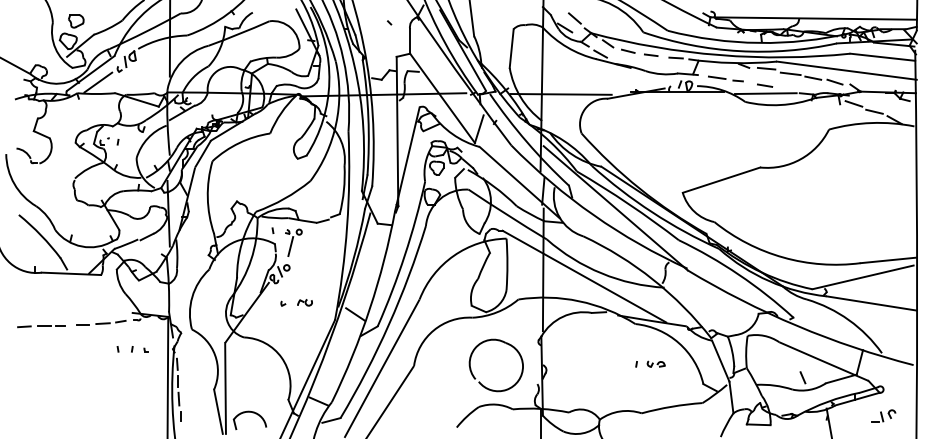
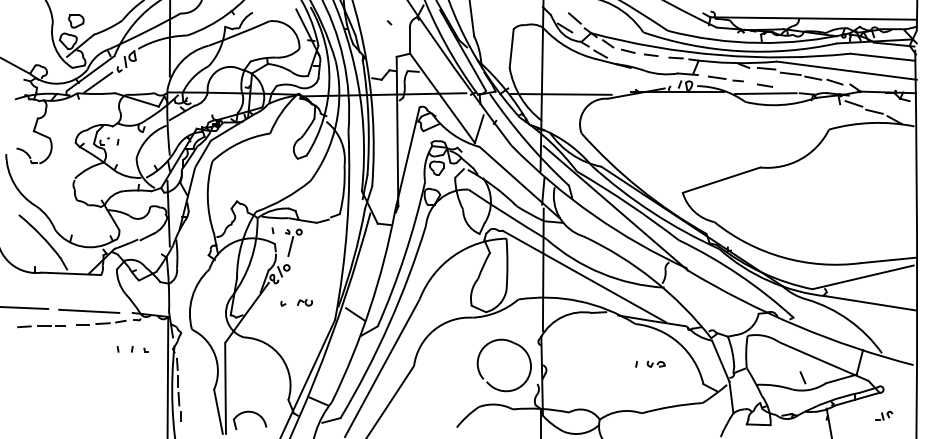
line: none -> present (25, 308)
line: none -> present (89, 310)
part position: (479, 381) -> (487, 381) (487, 381)
part size: 26x14 px -> 19x11 px (884, 415)
